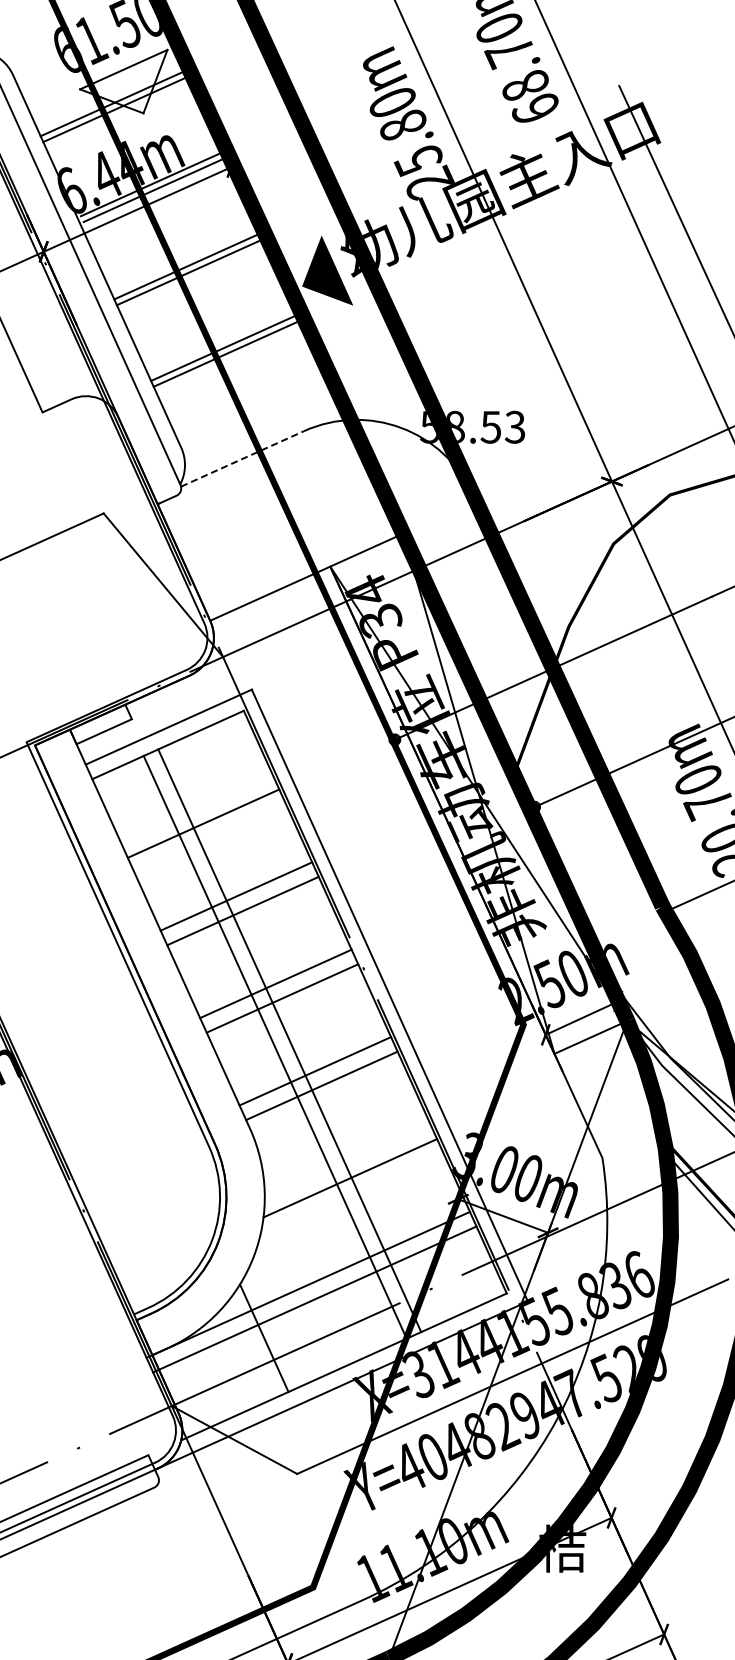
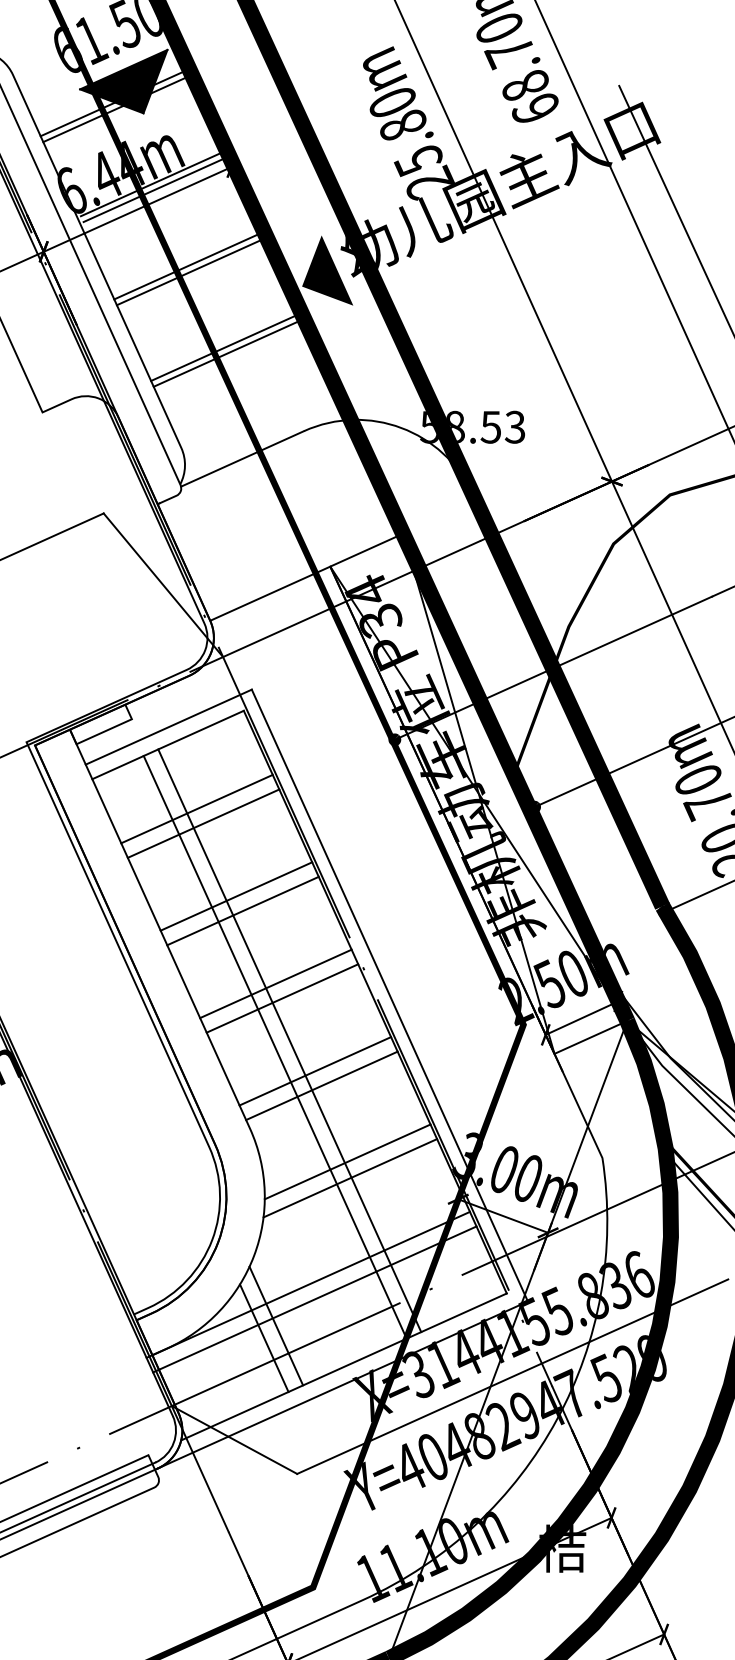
fill: none -> present (123, 81)
line: dashed -> solid (242, 458)
line: none -> present (196, 808)
line: none -> present (347, 1161)
line: none -> present (276, 1325)
